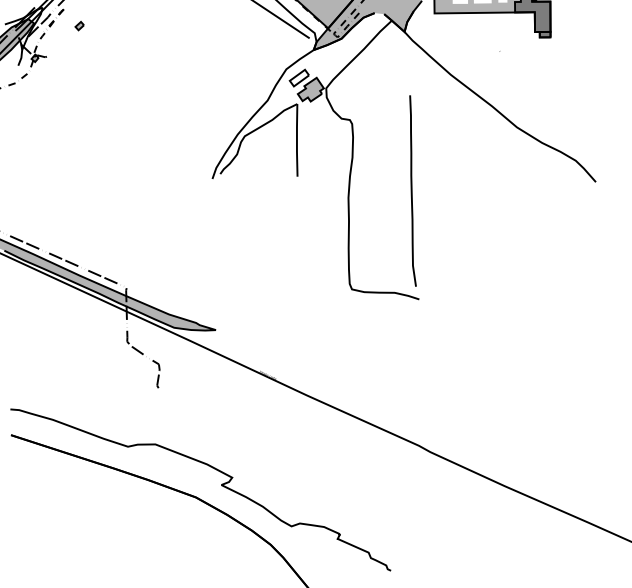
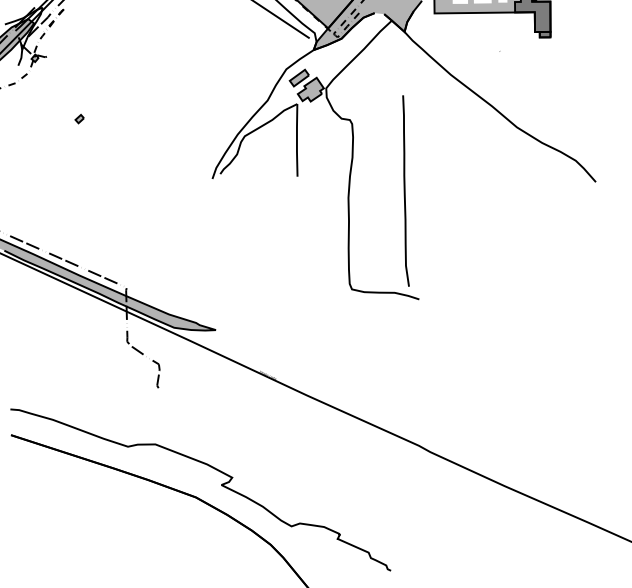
part position: (79, 25) -> (79, 118) (79, 118)
fill: none -> present (299, 77)
curve position: (412, 190) -> (405, 190) (405, 190)
